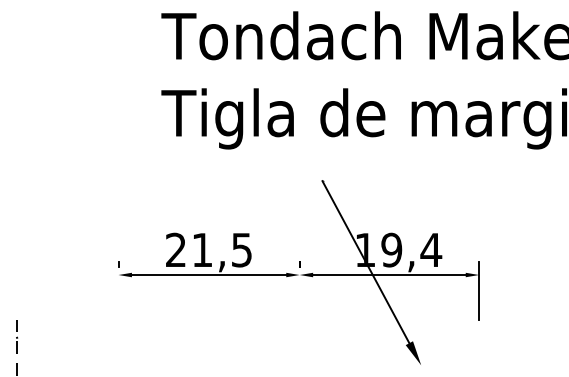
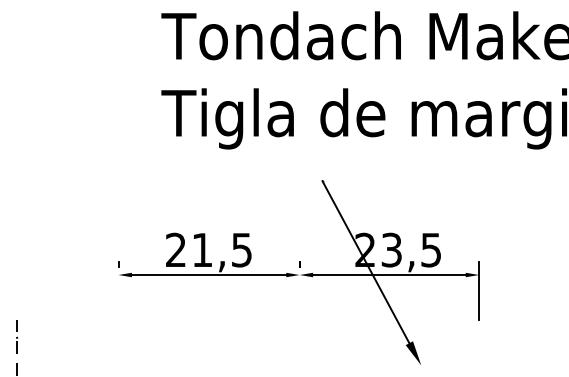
text: 19,4 -> 23,5 (398, 249)
